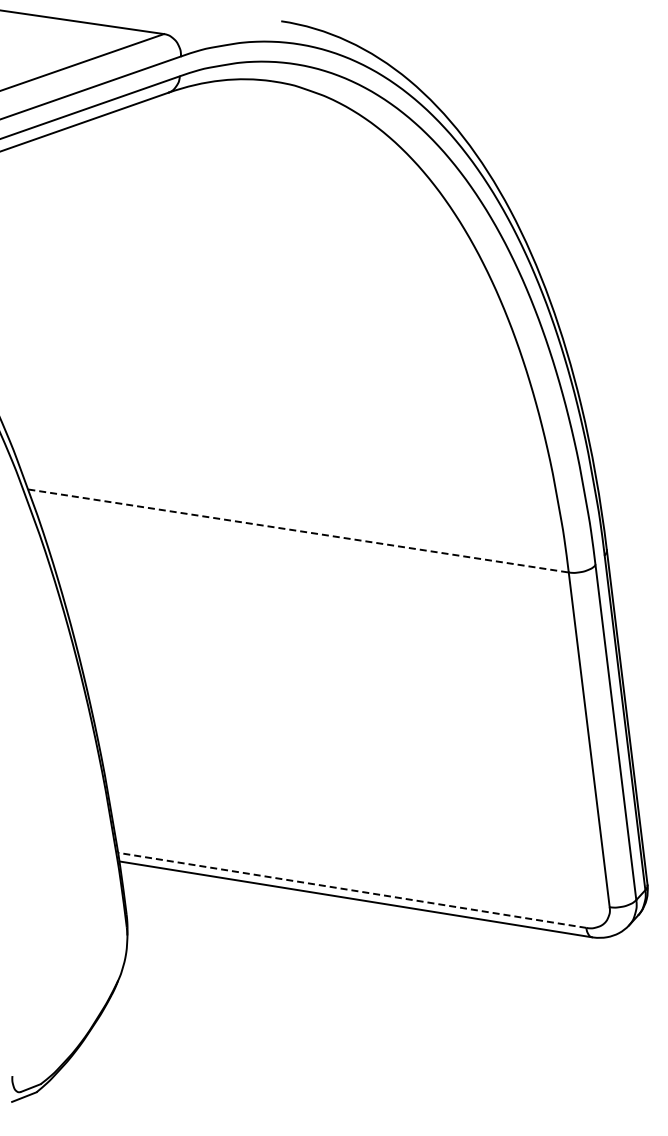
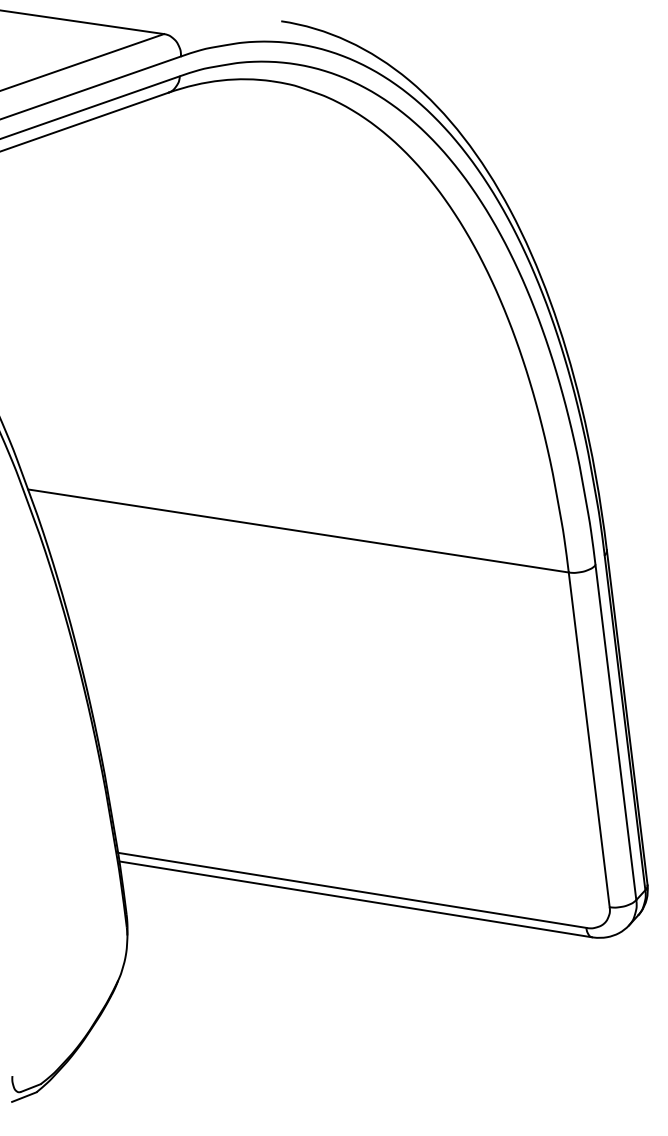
line: dashed -> solid (299, 531)
line: dashed -> solid (351, 890)
